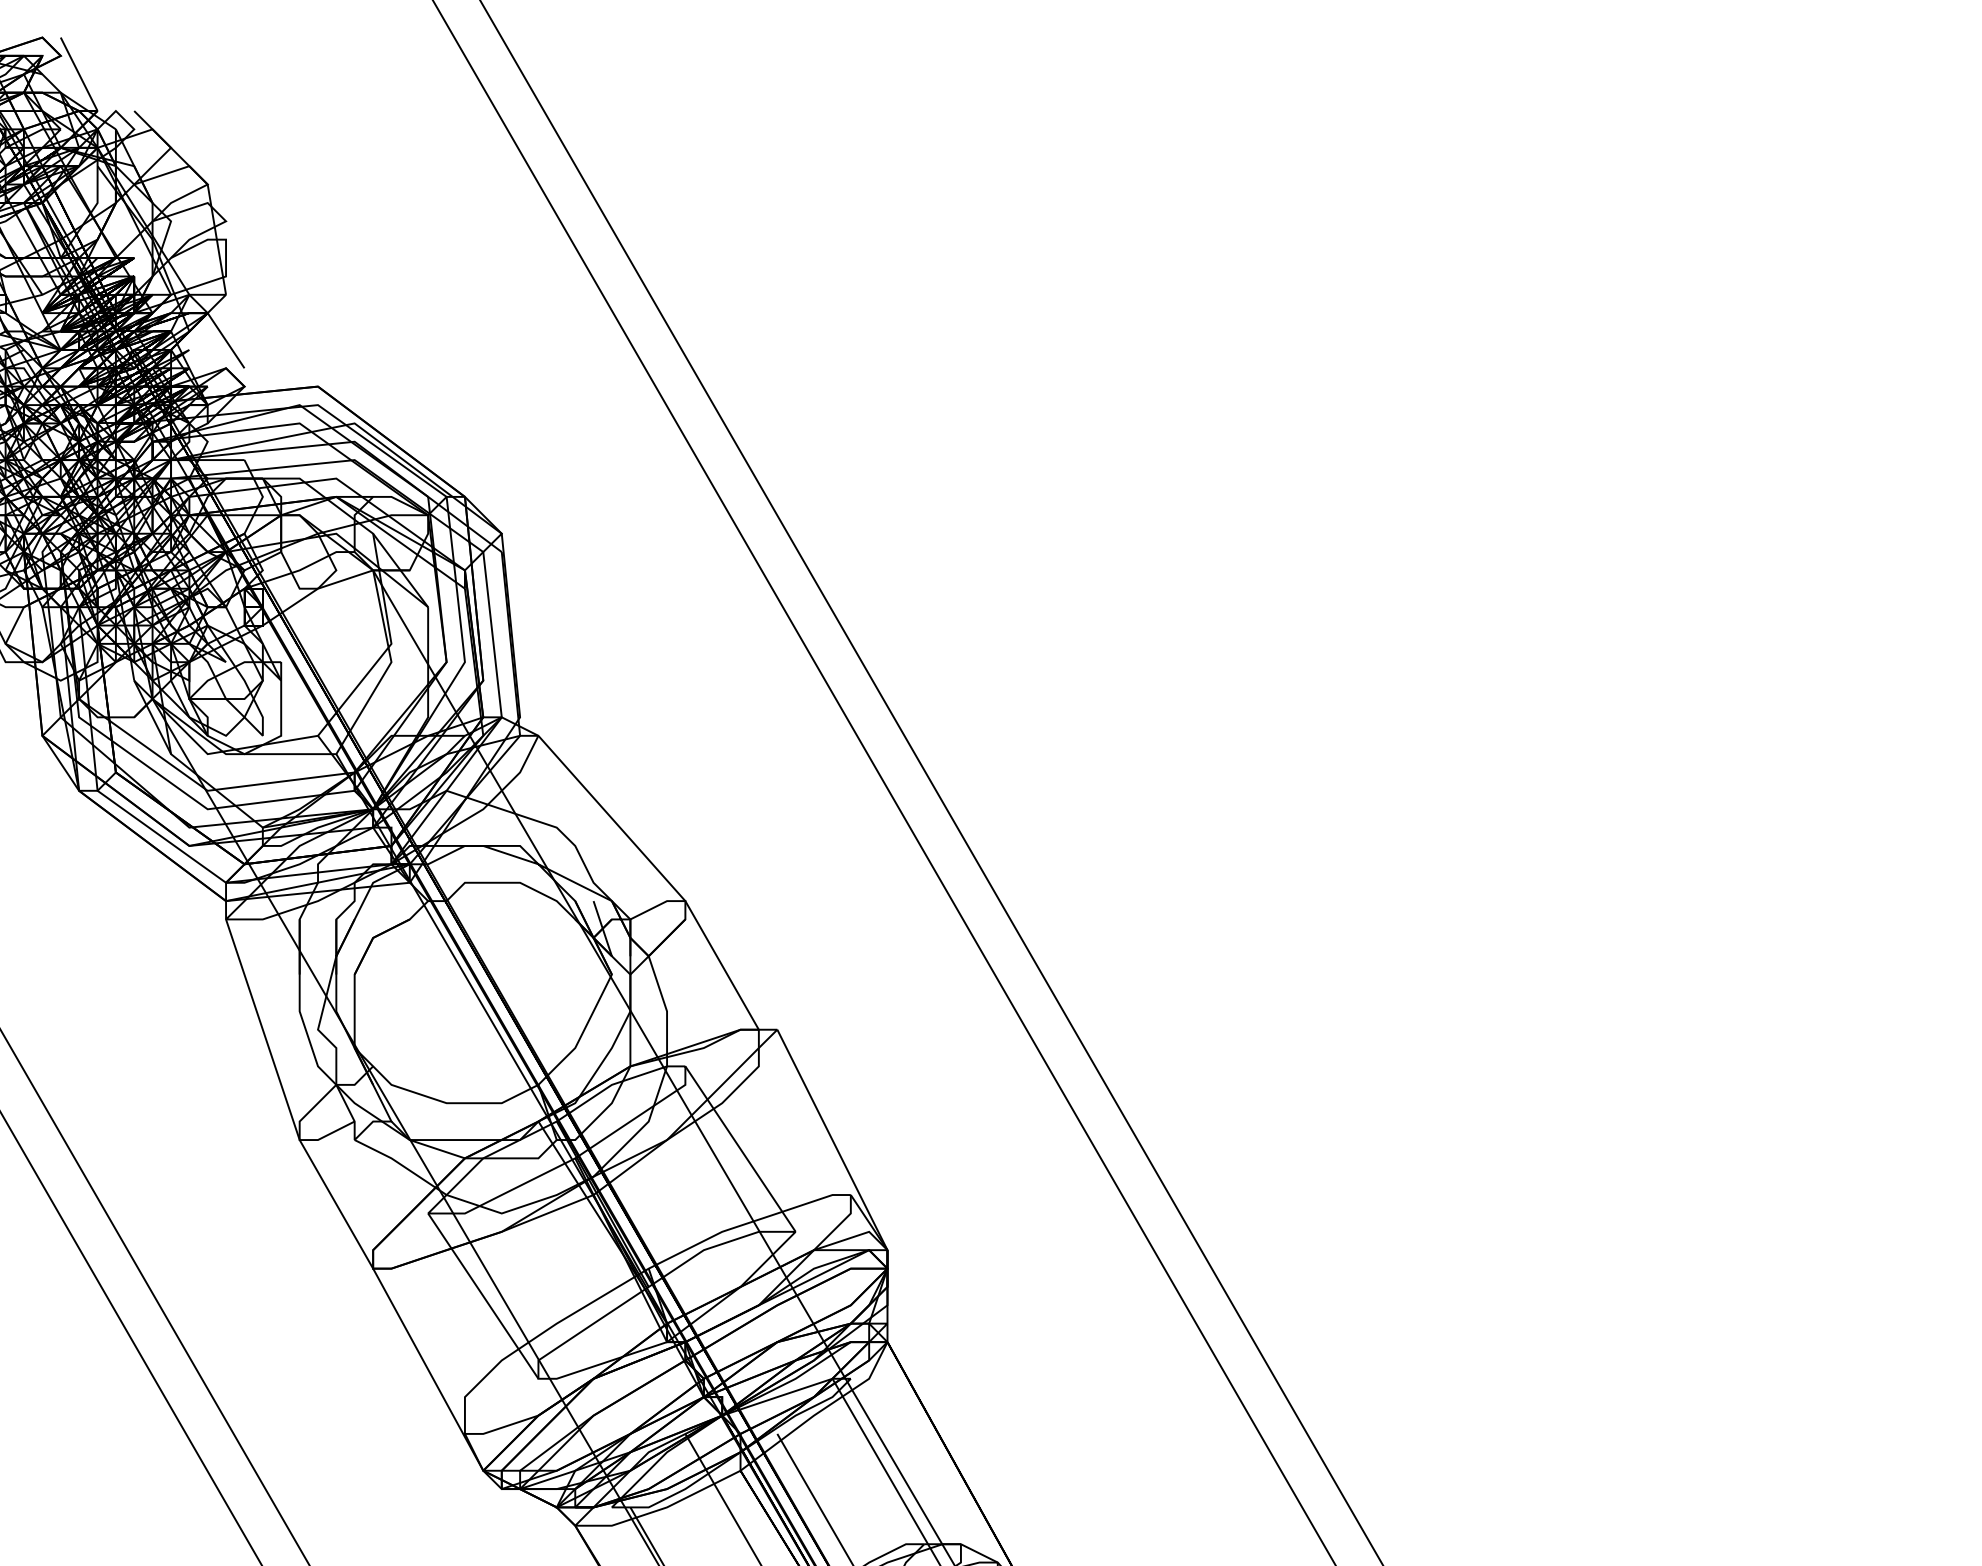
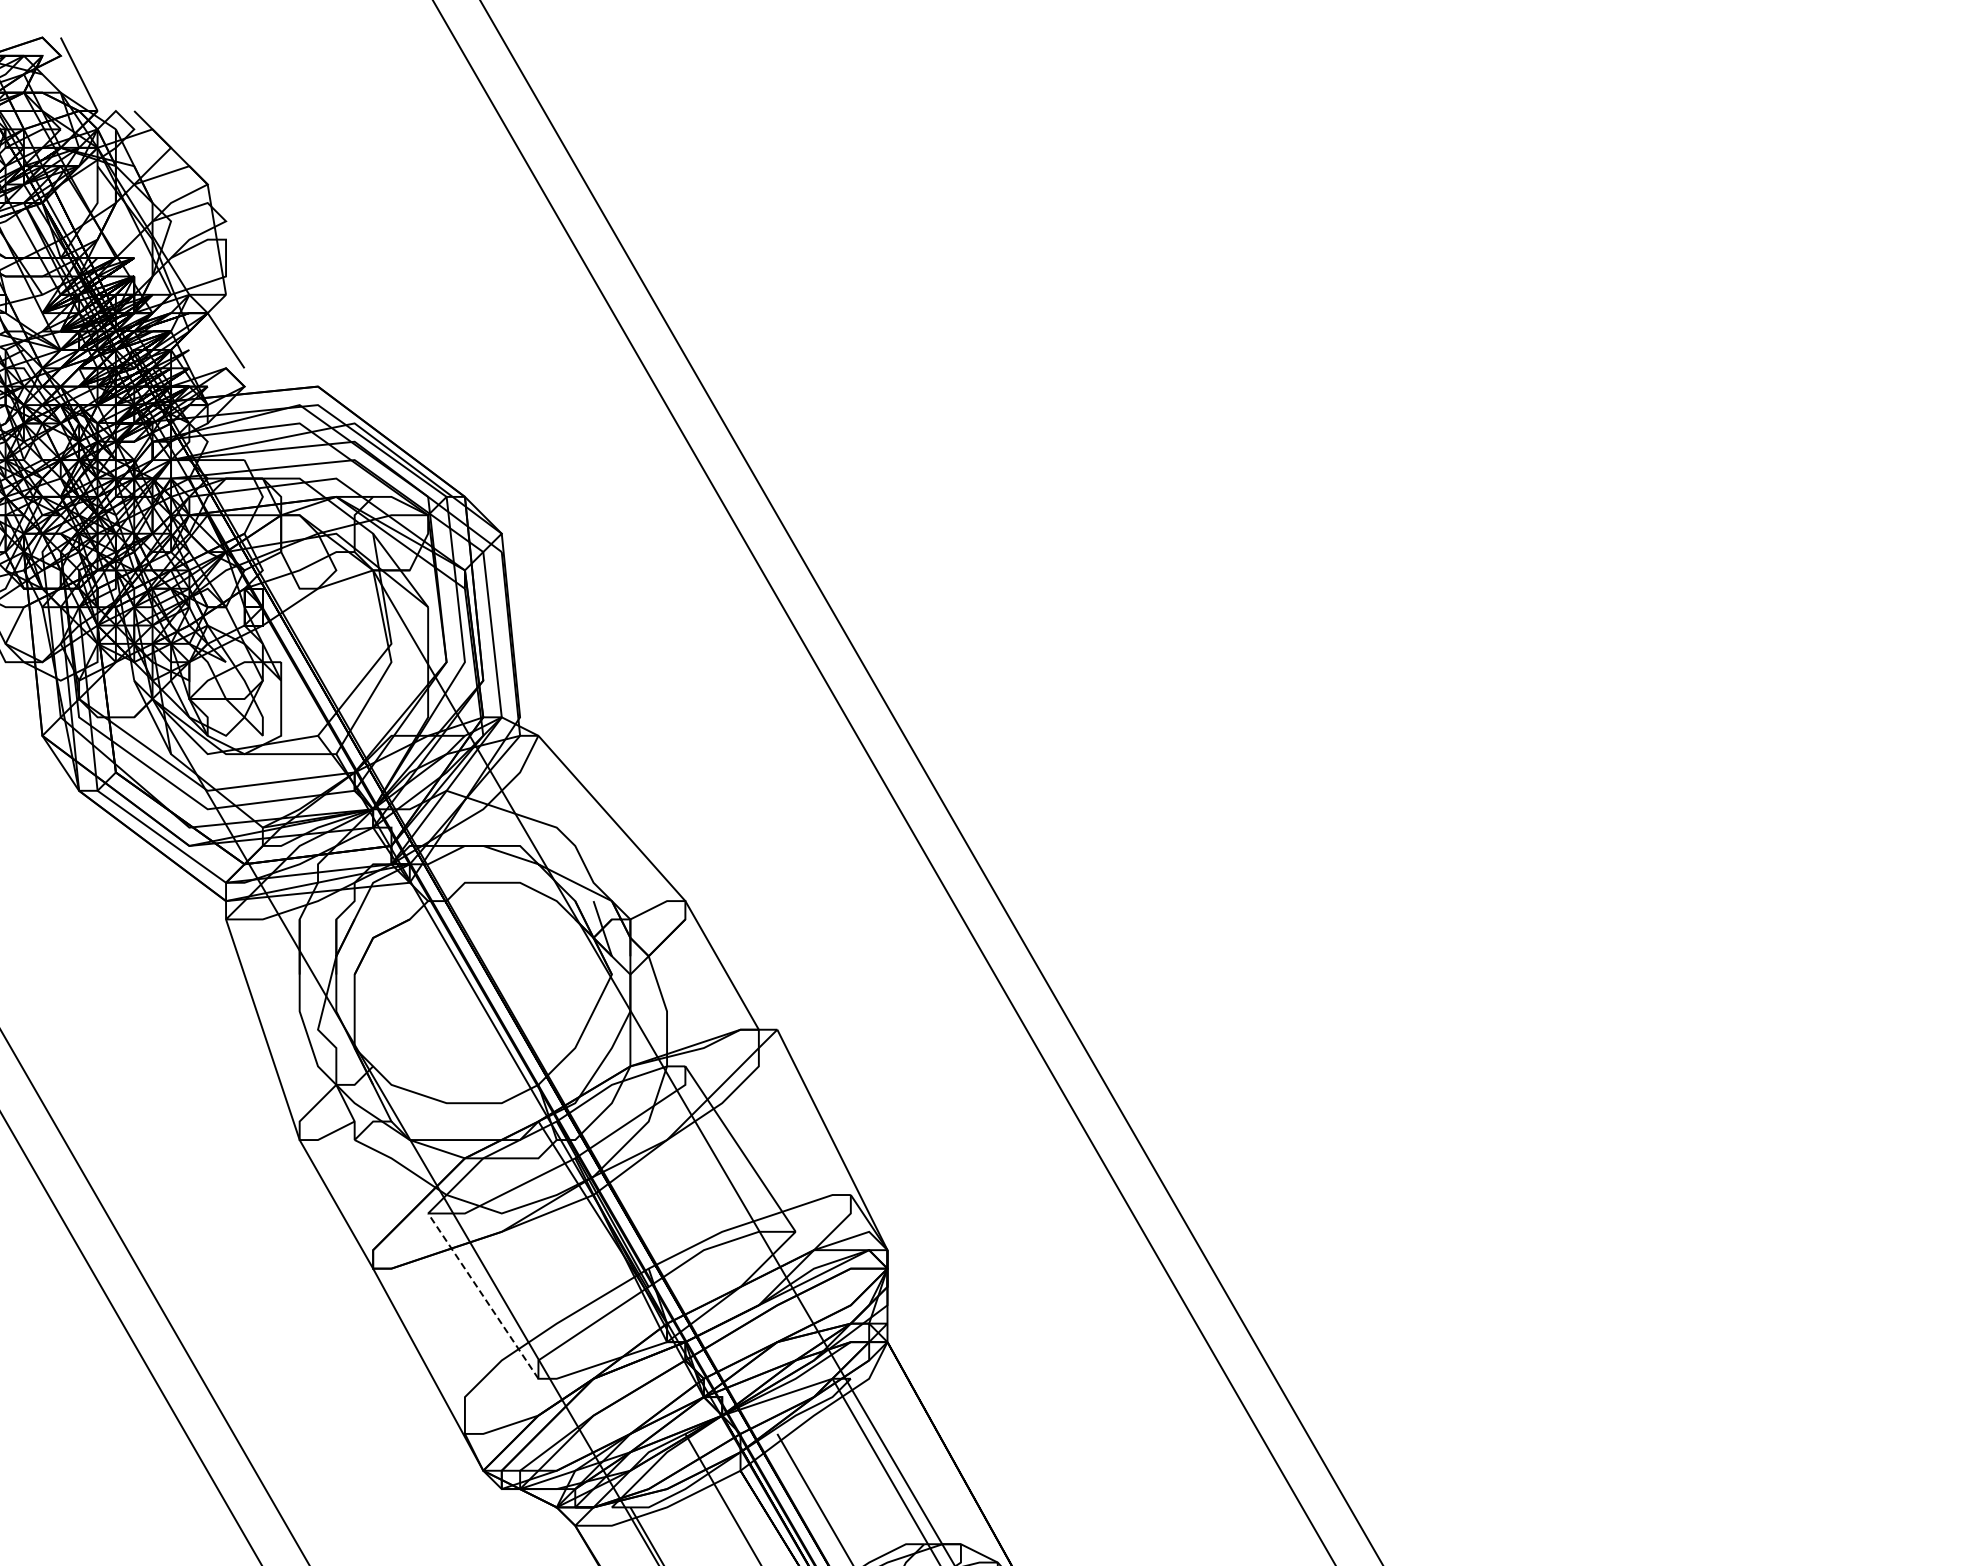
line: solid -> dashed (483, 1295)
